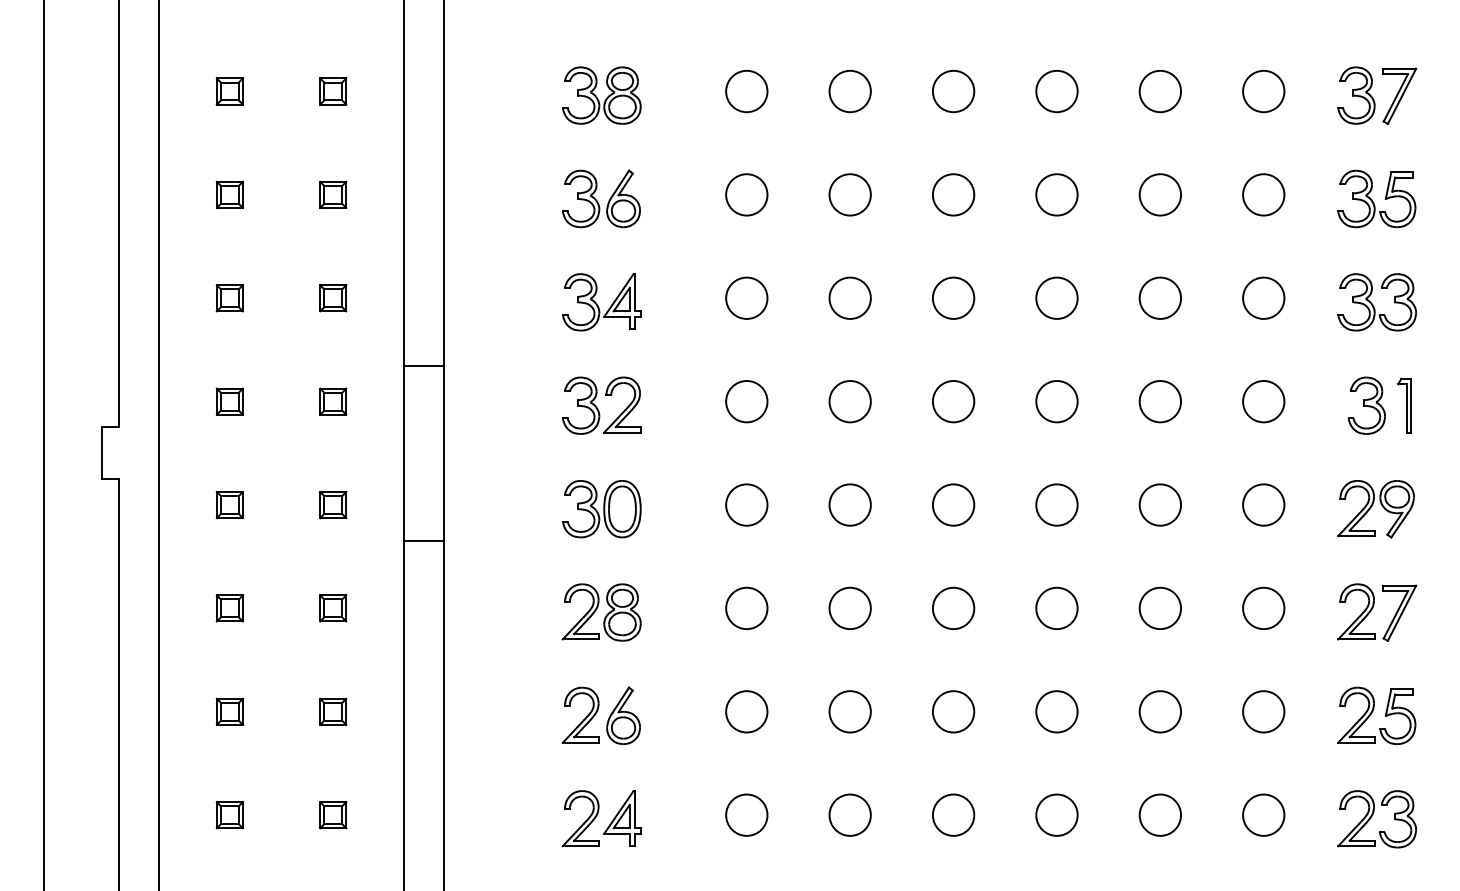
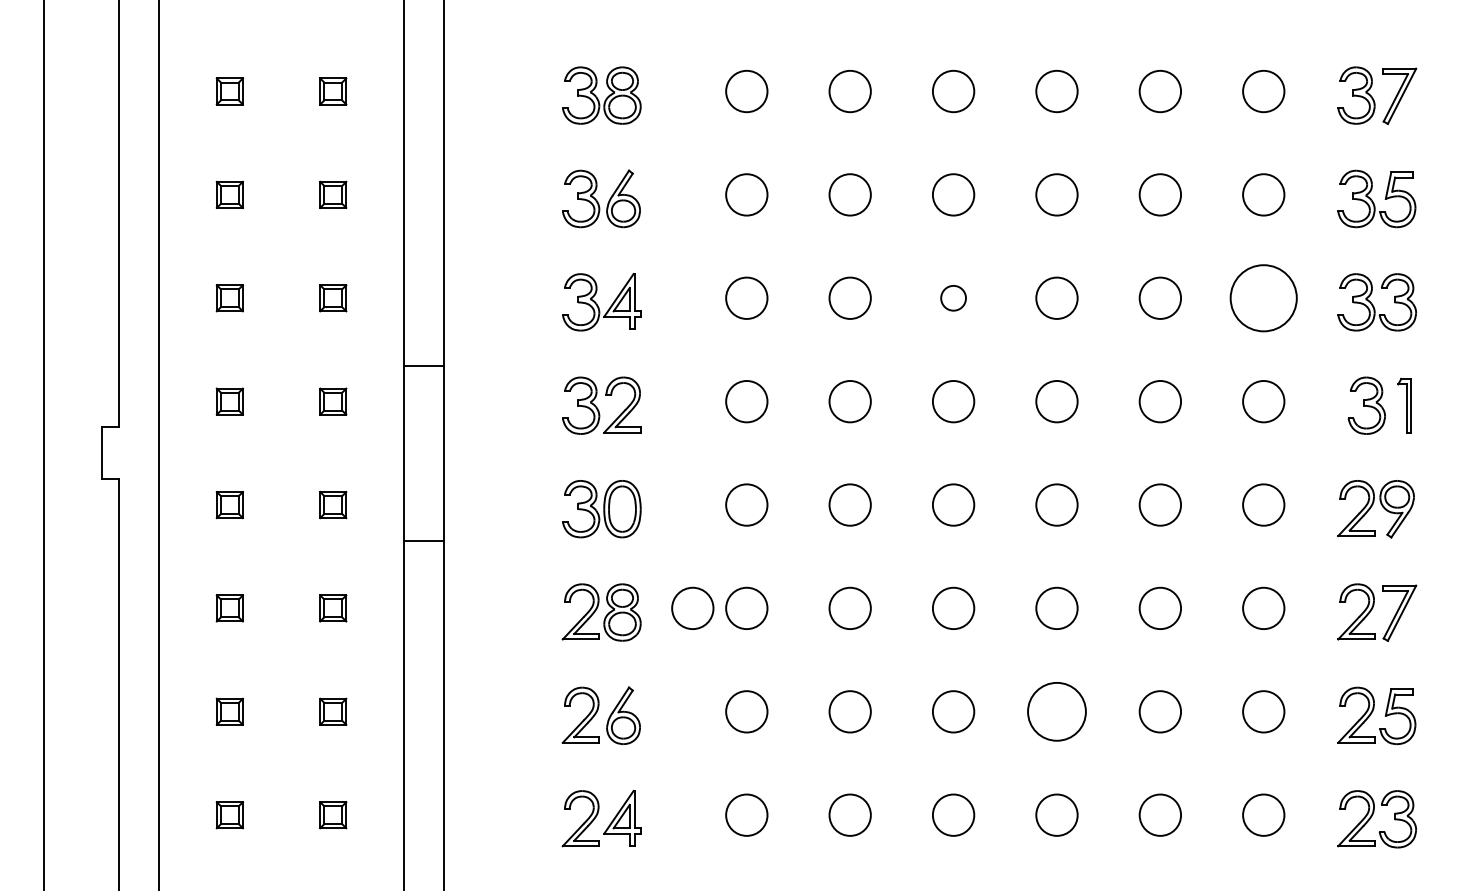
circle diameter: 41 px -> 25 px (953, 297)
circle diameter: 41 px -> 66 px (1263, 298)
circle: none -> present (692, 607)
circle diameter: 41 px -> 58 px (1056, 711)
